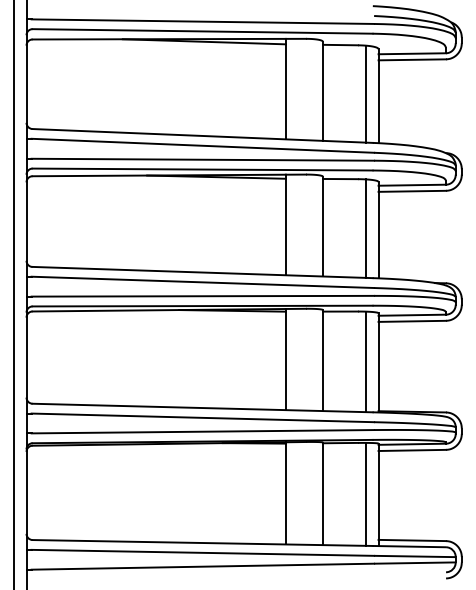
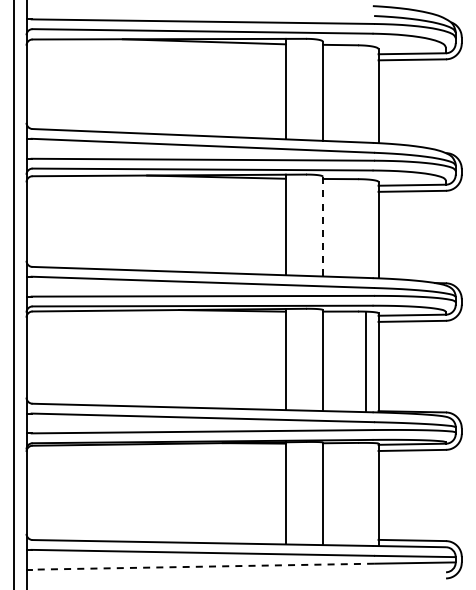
line: present -> none (366, 93)
line: solid -> dashed (322, 226)
line: present -> none (366, 228)
line: present -> none (366, 493)
line: solid -> dashed (202, 566)
